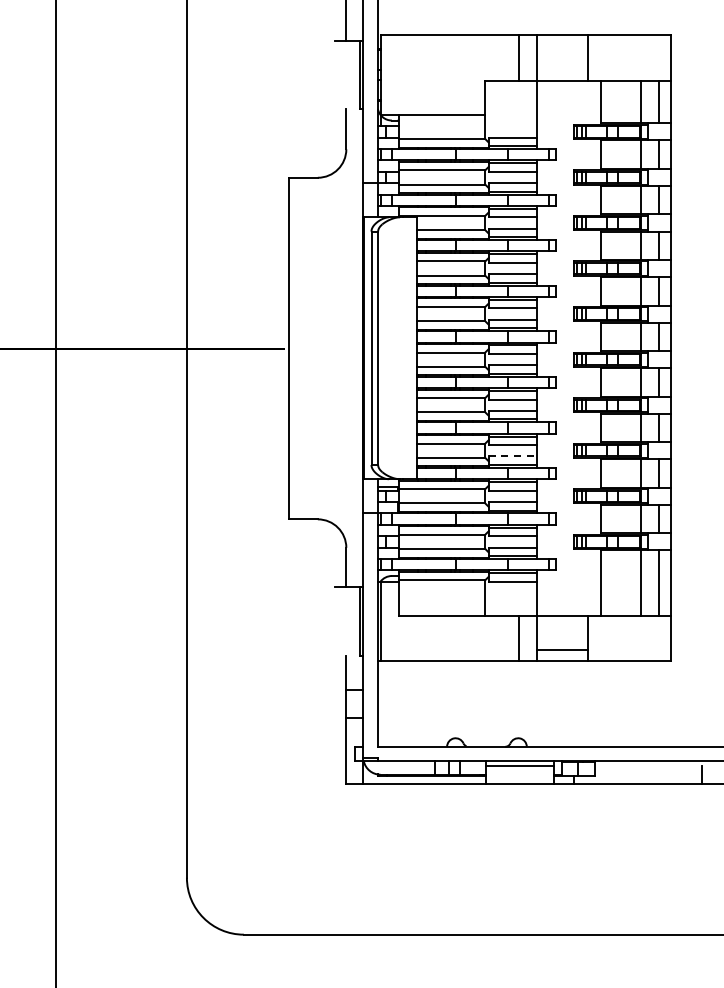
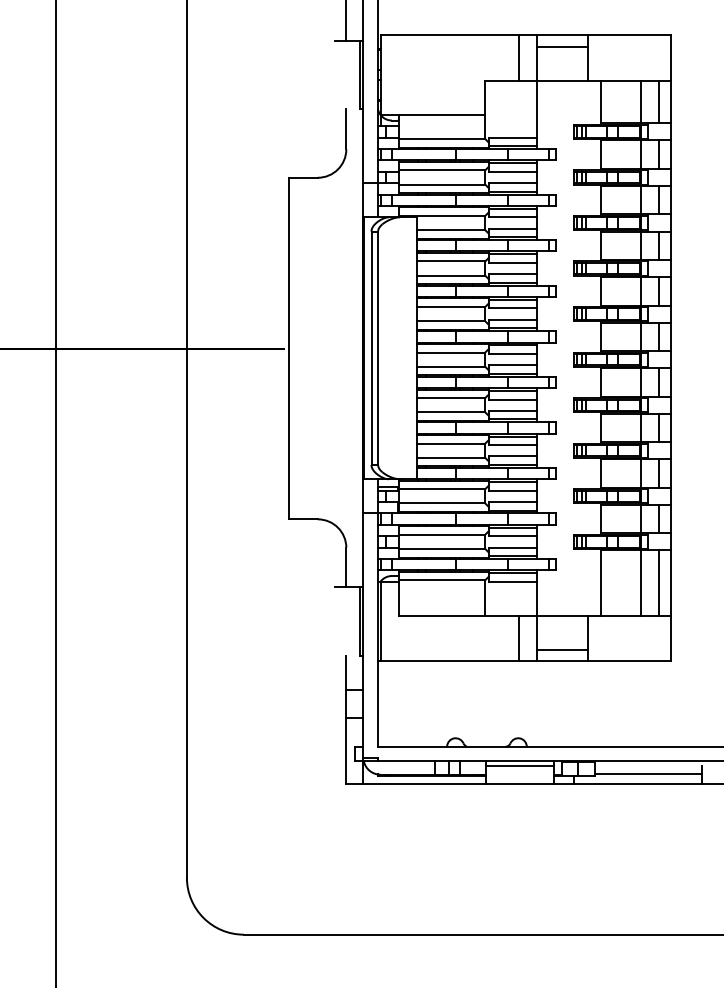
line: none -> present (561, 46)
line: dashed -> solid (512, 456)
line: none -> present (648, 773)
